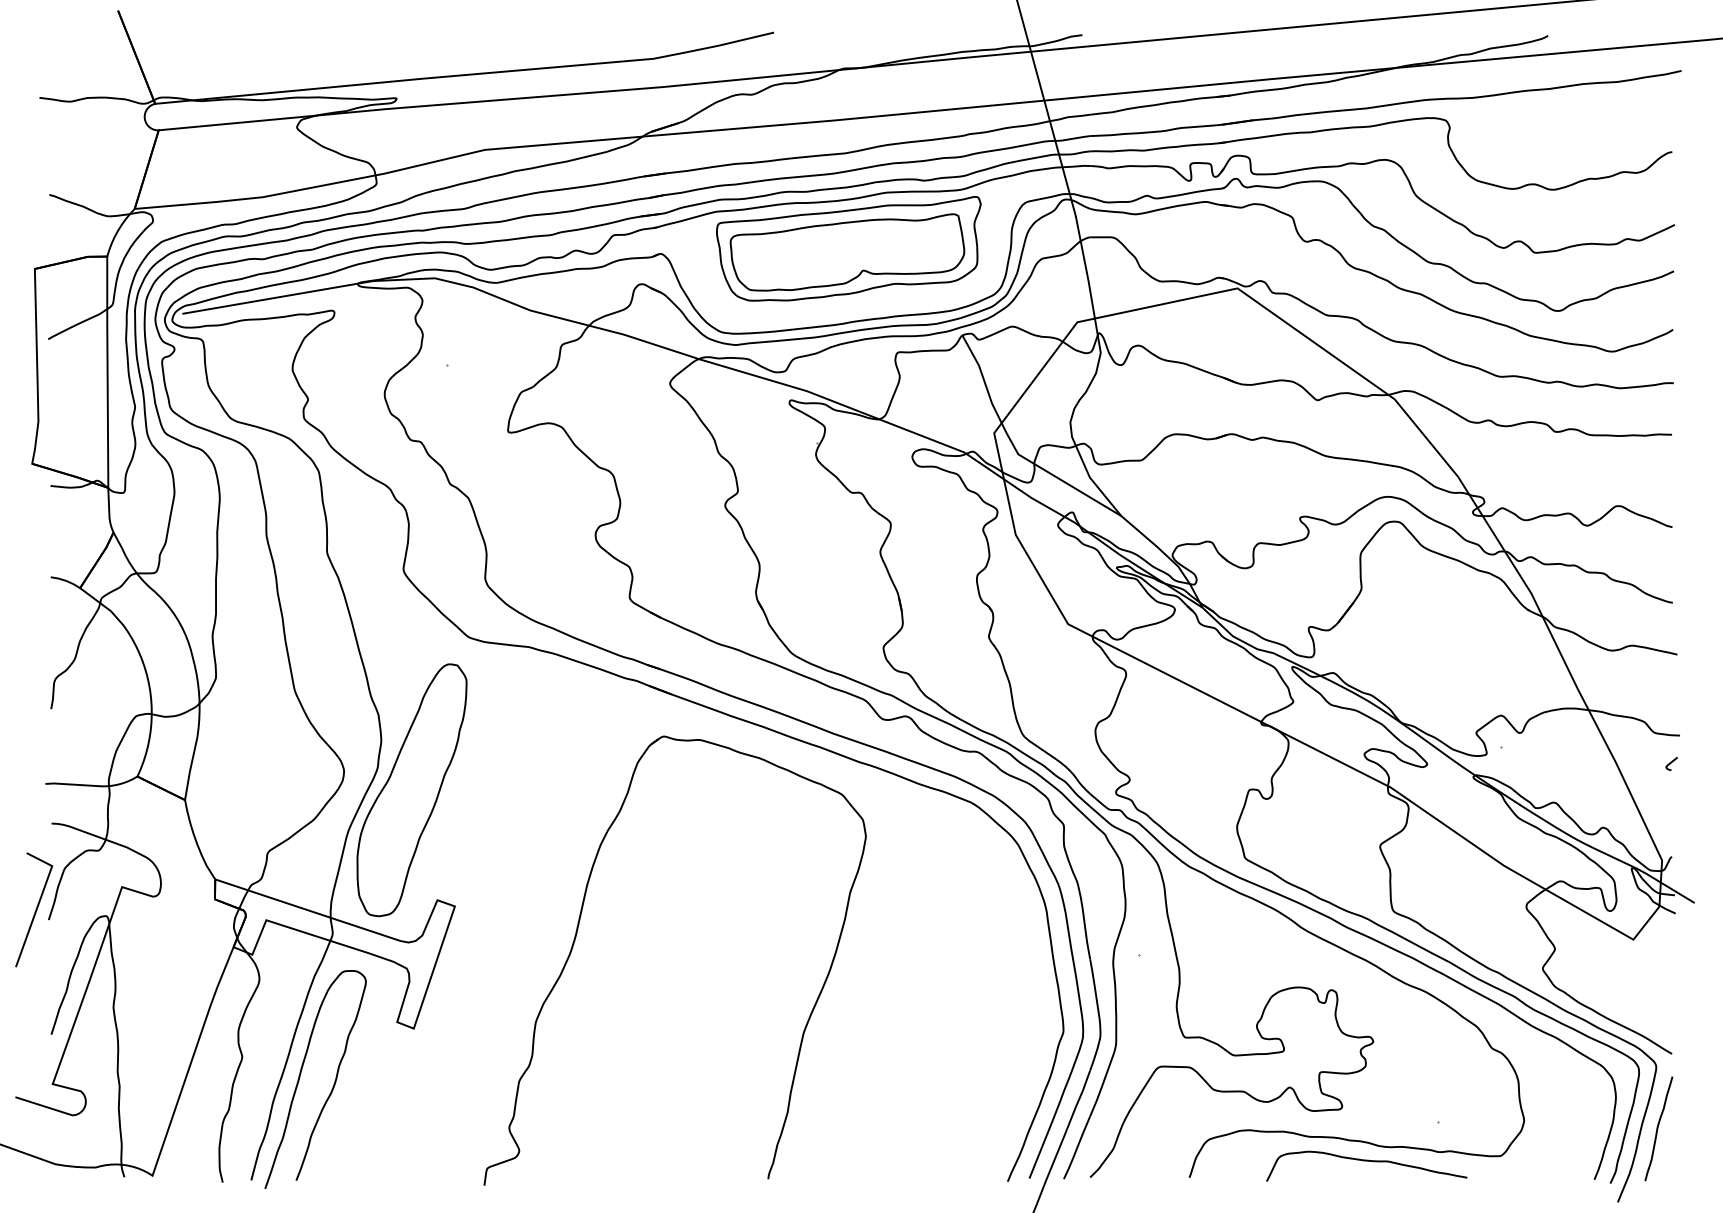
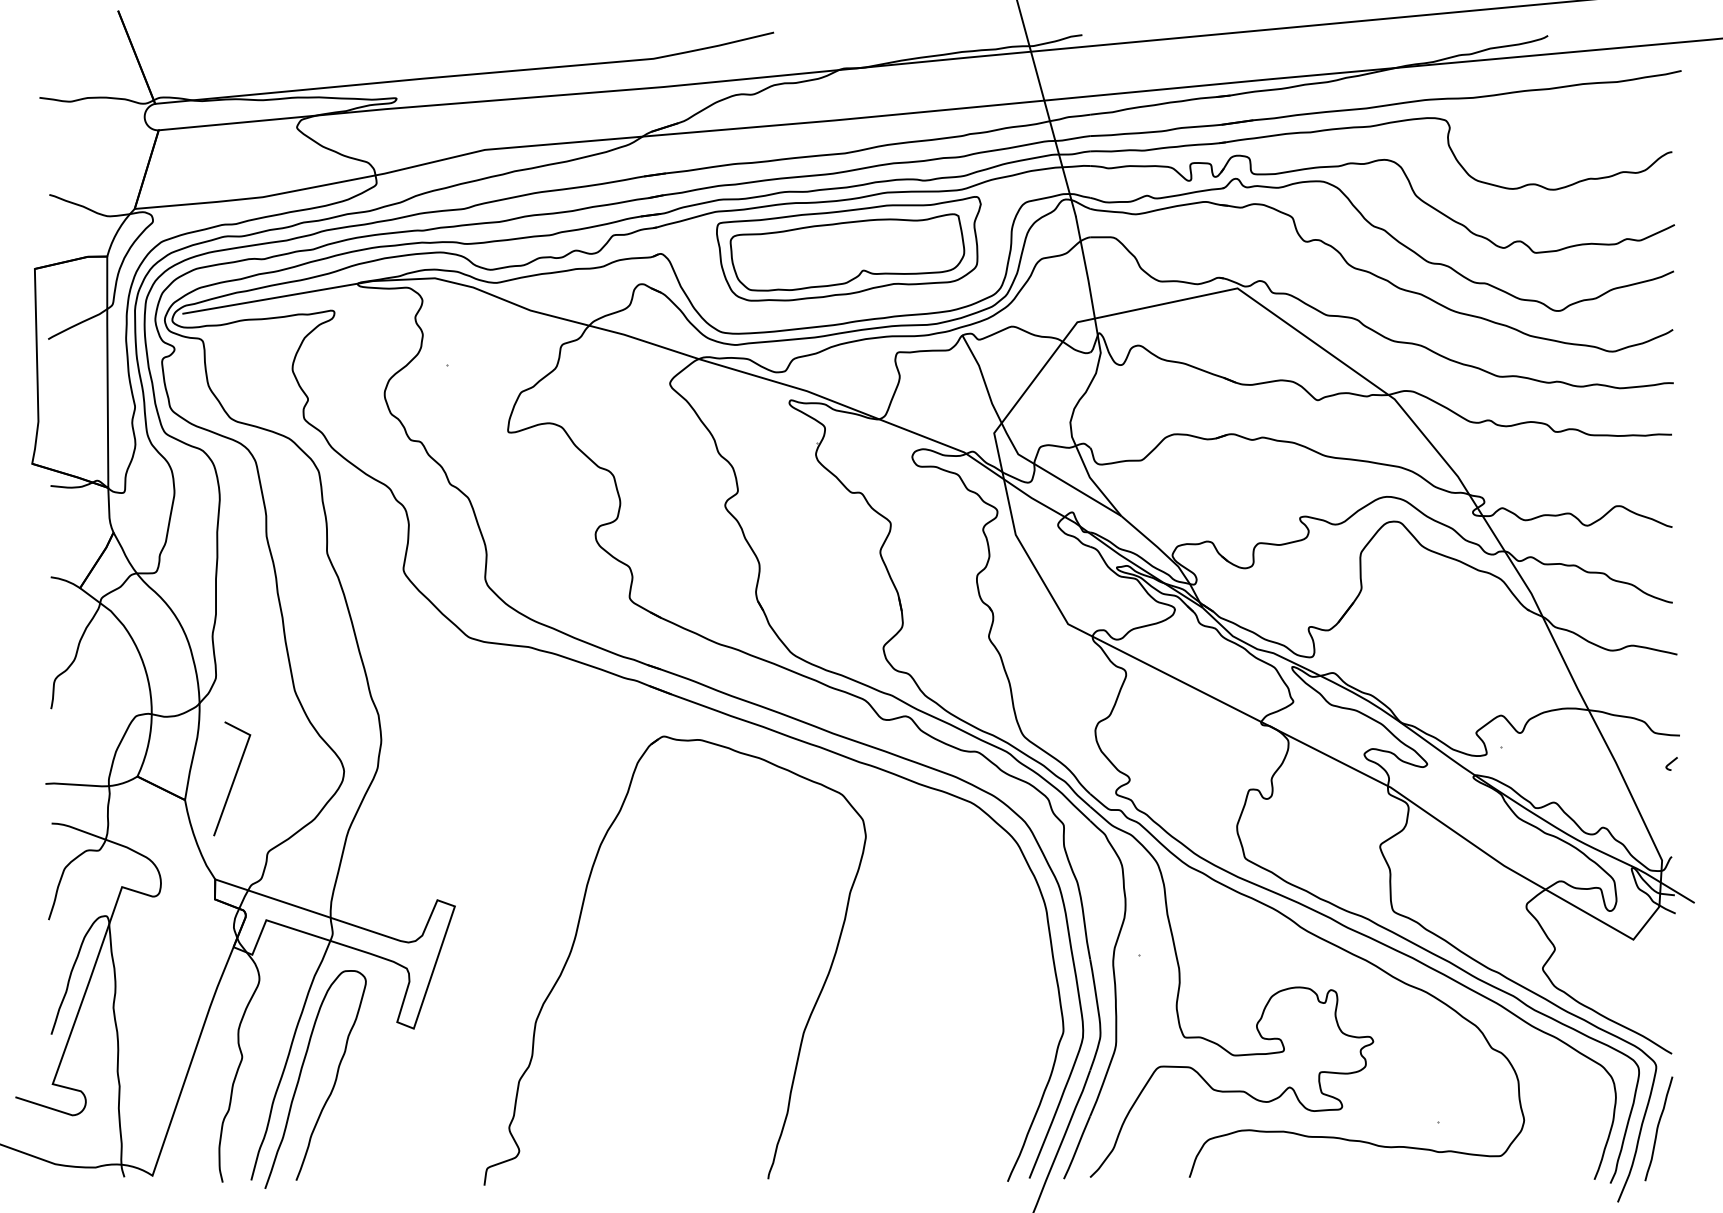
part: present -> none (411, 790)
line position: (35, 909) -> (233, 778) (233, 778)
curve: present -> none (1366, 1161)
